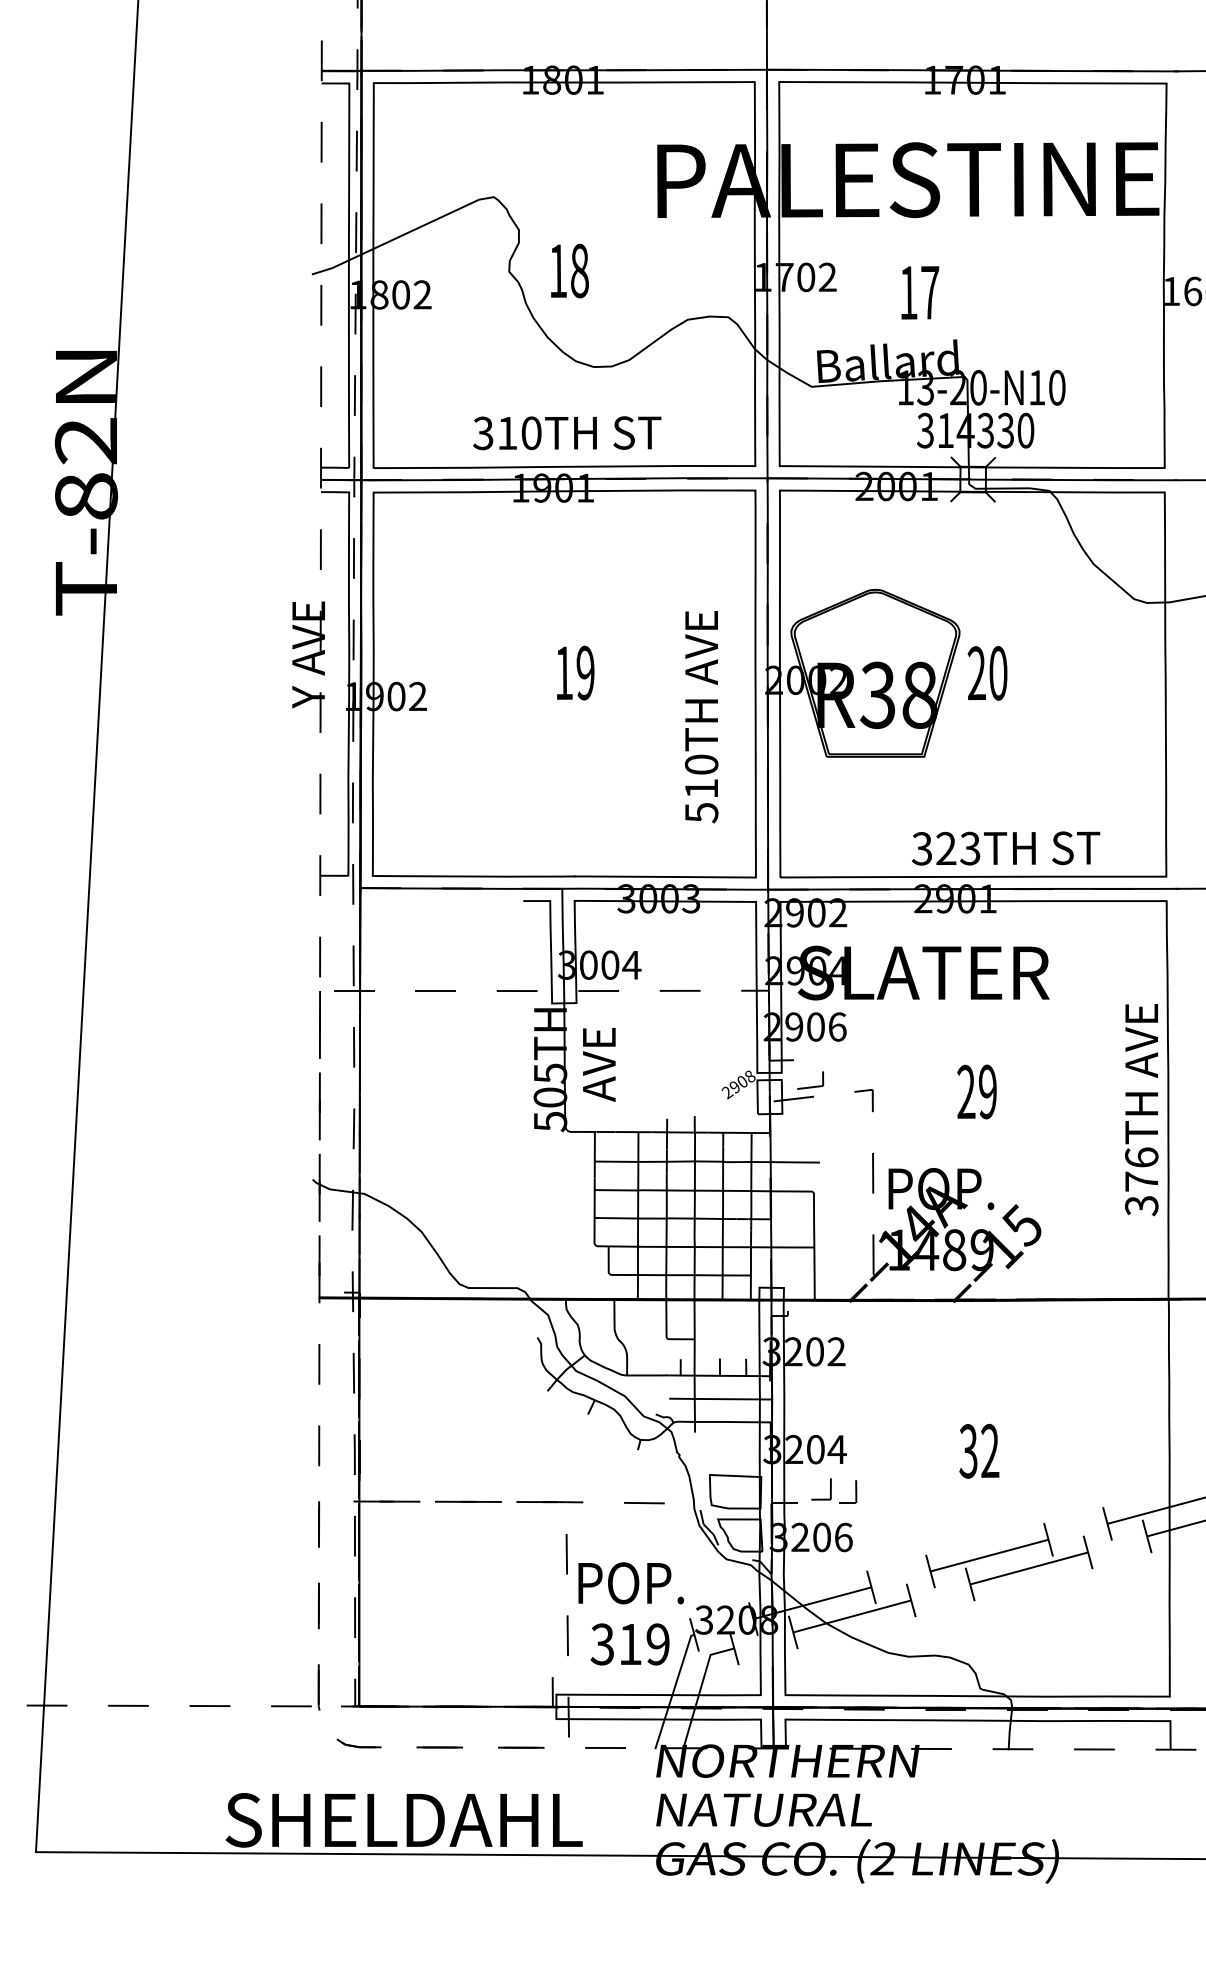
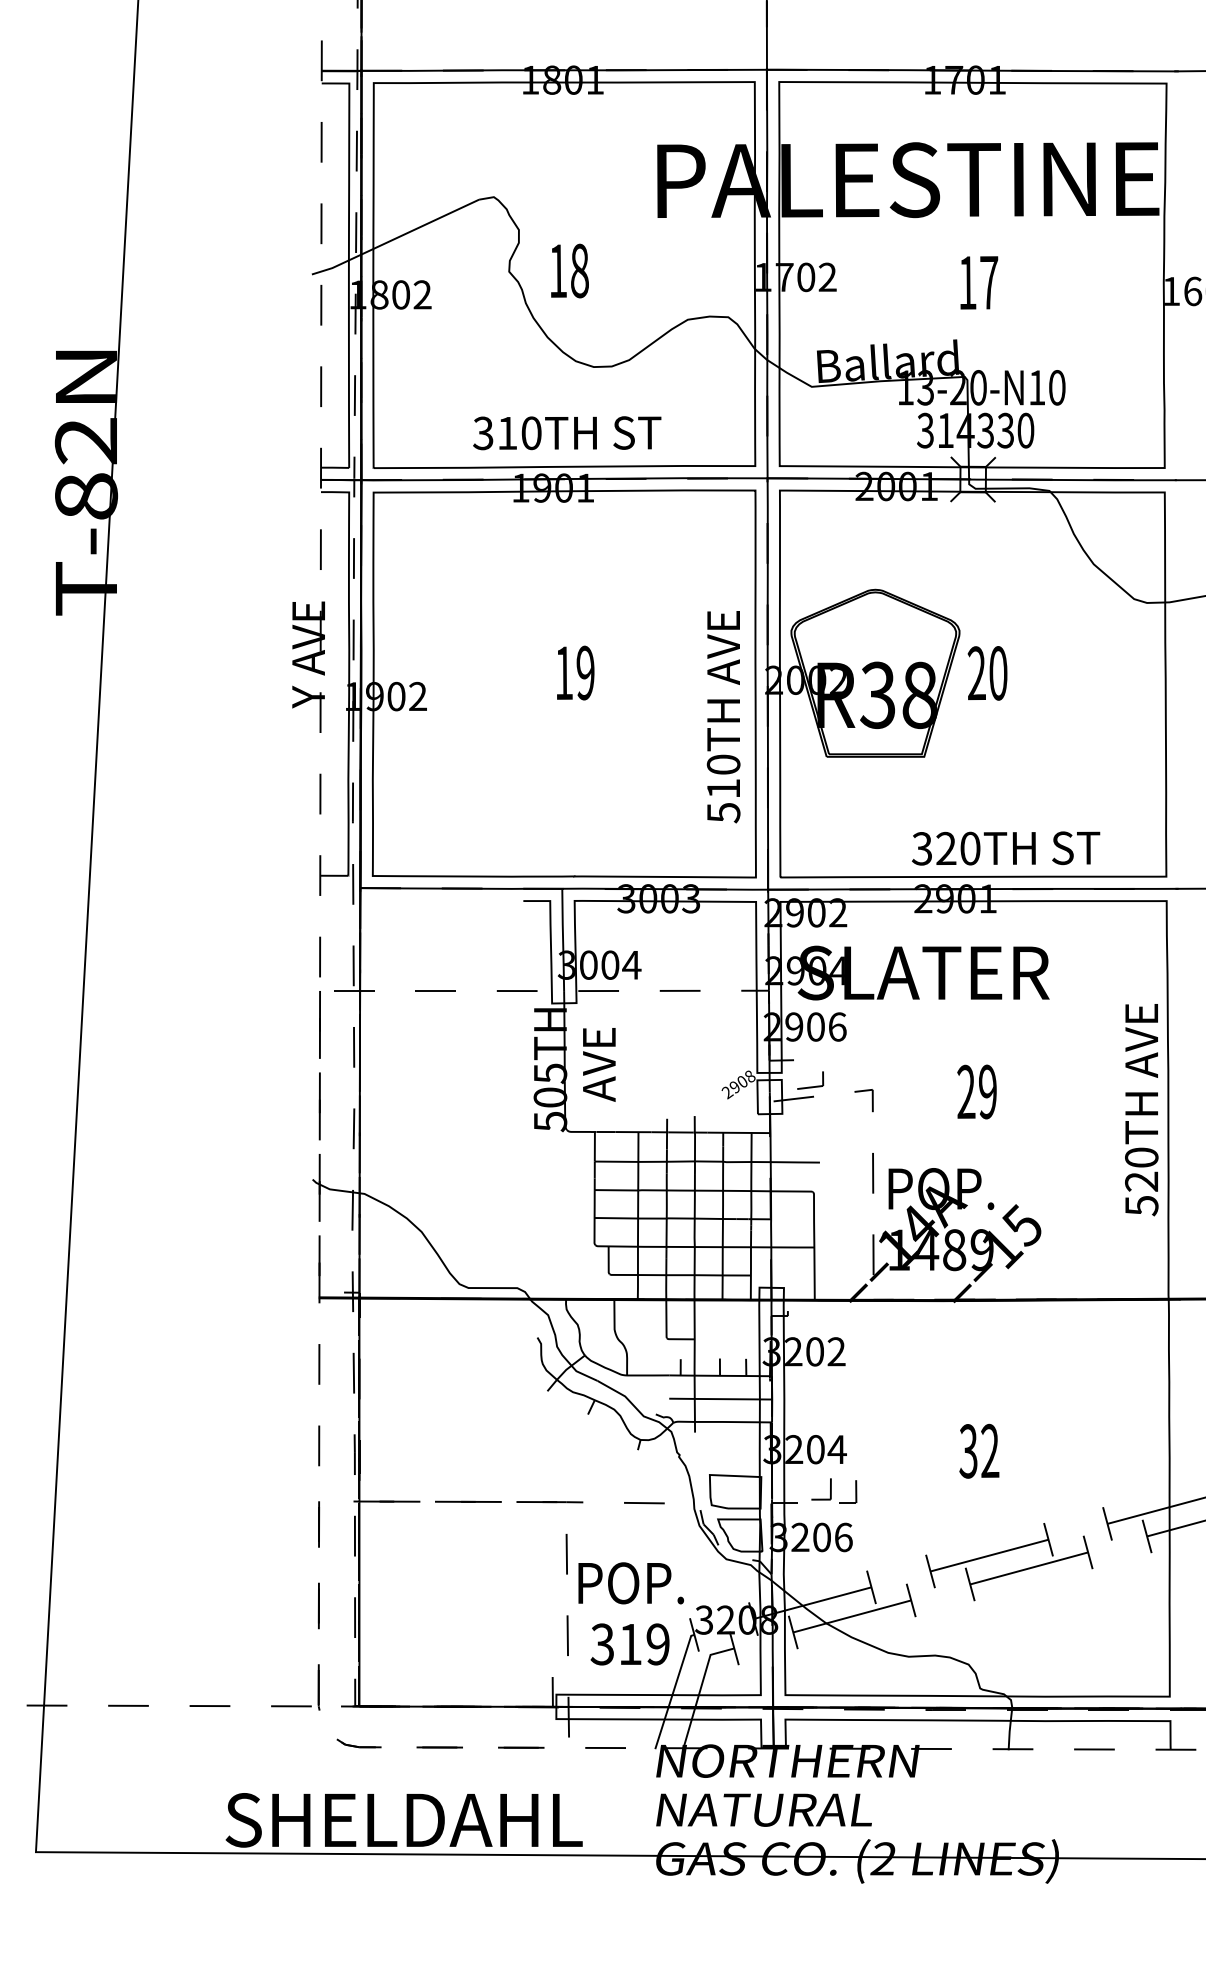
text position: (920, 292) -> (979, 282) (979, 282)
text position: (701, 717) -> (723, 717) (723, 717)
text: 323TH -> 320TH (970, 848)
text: 376TH -> 520TH (1141, 1181)
